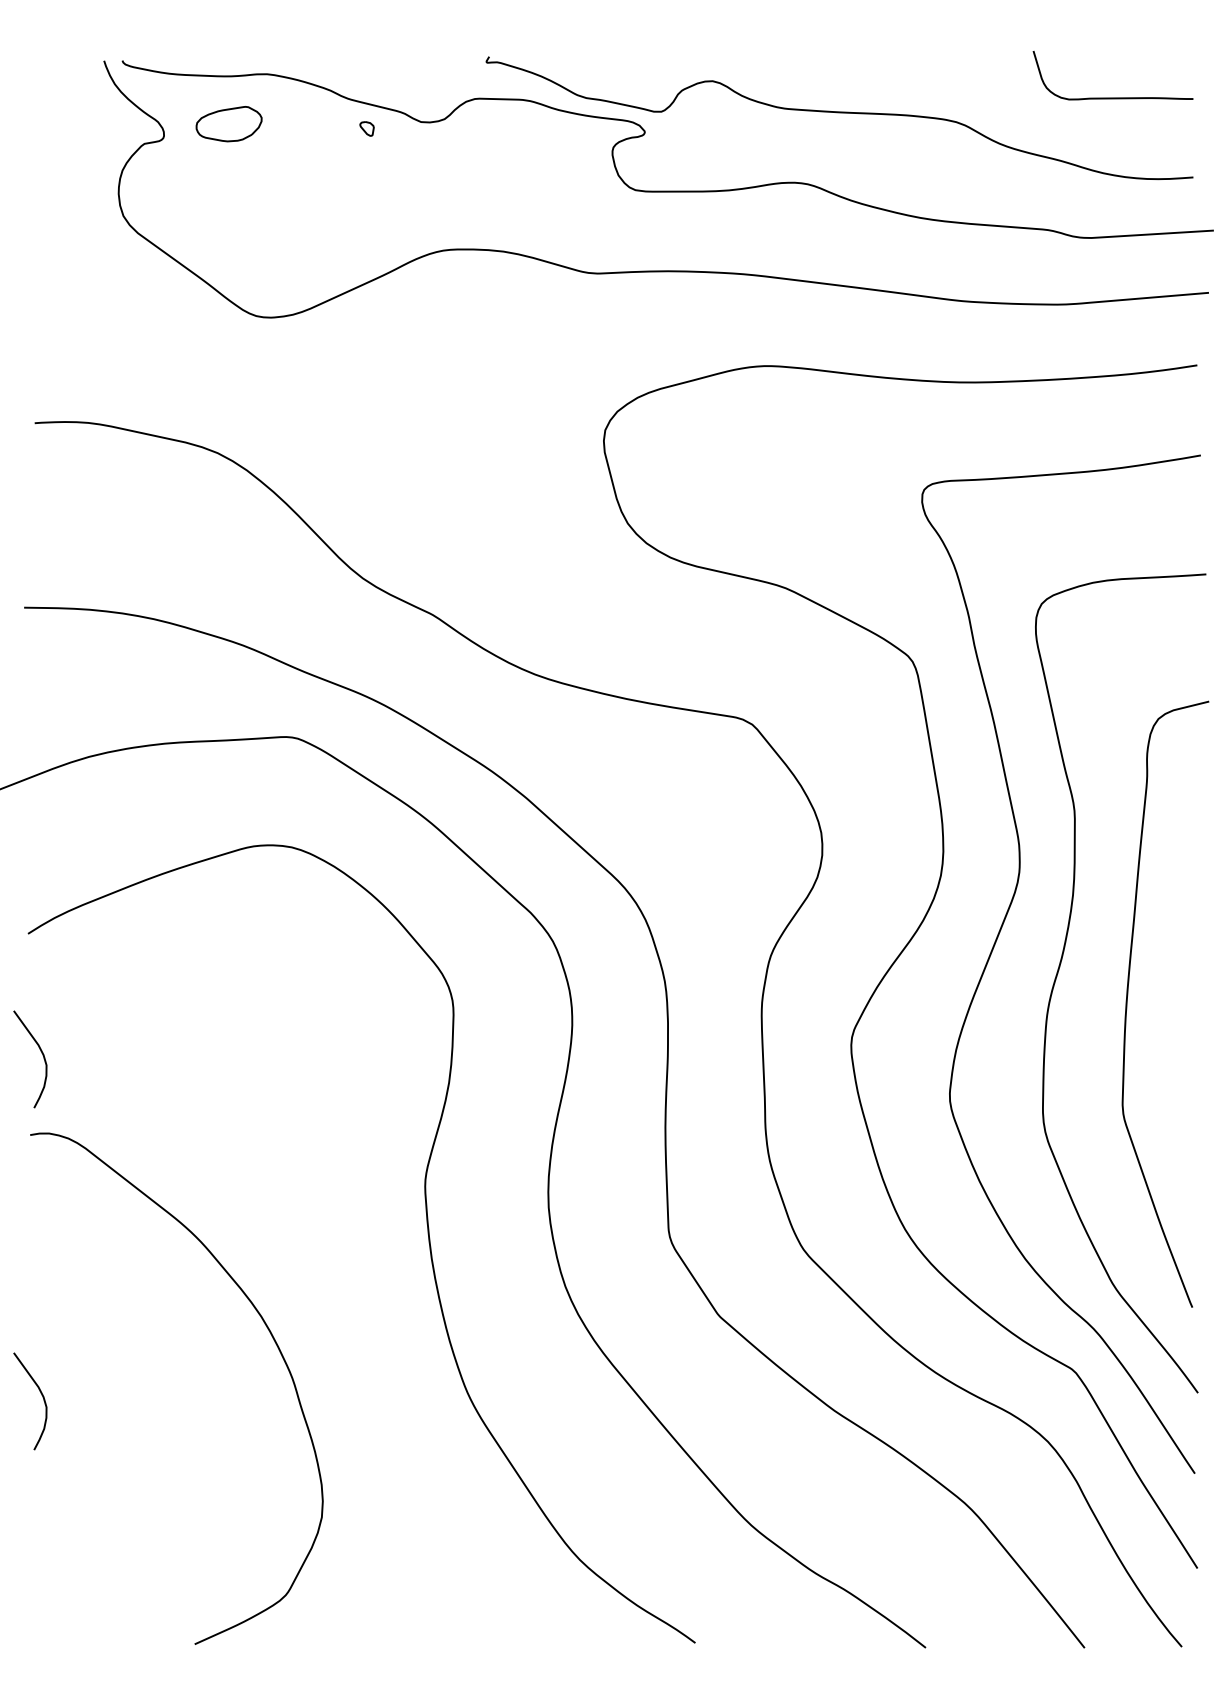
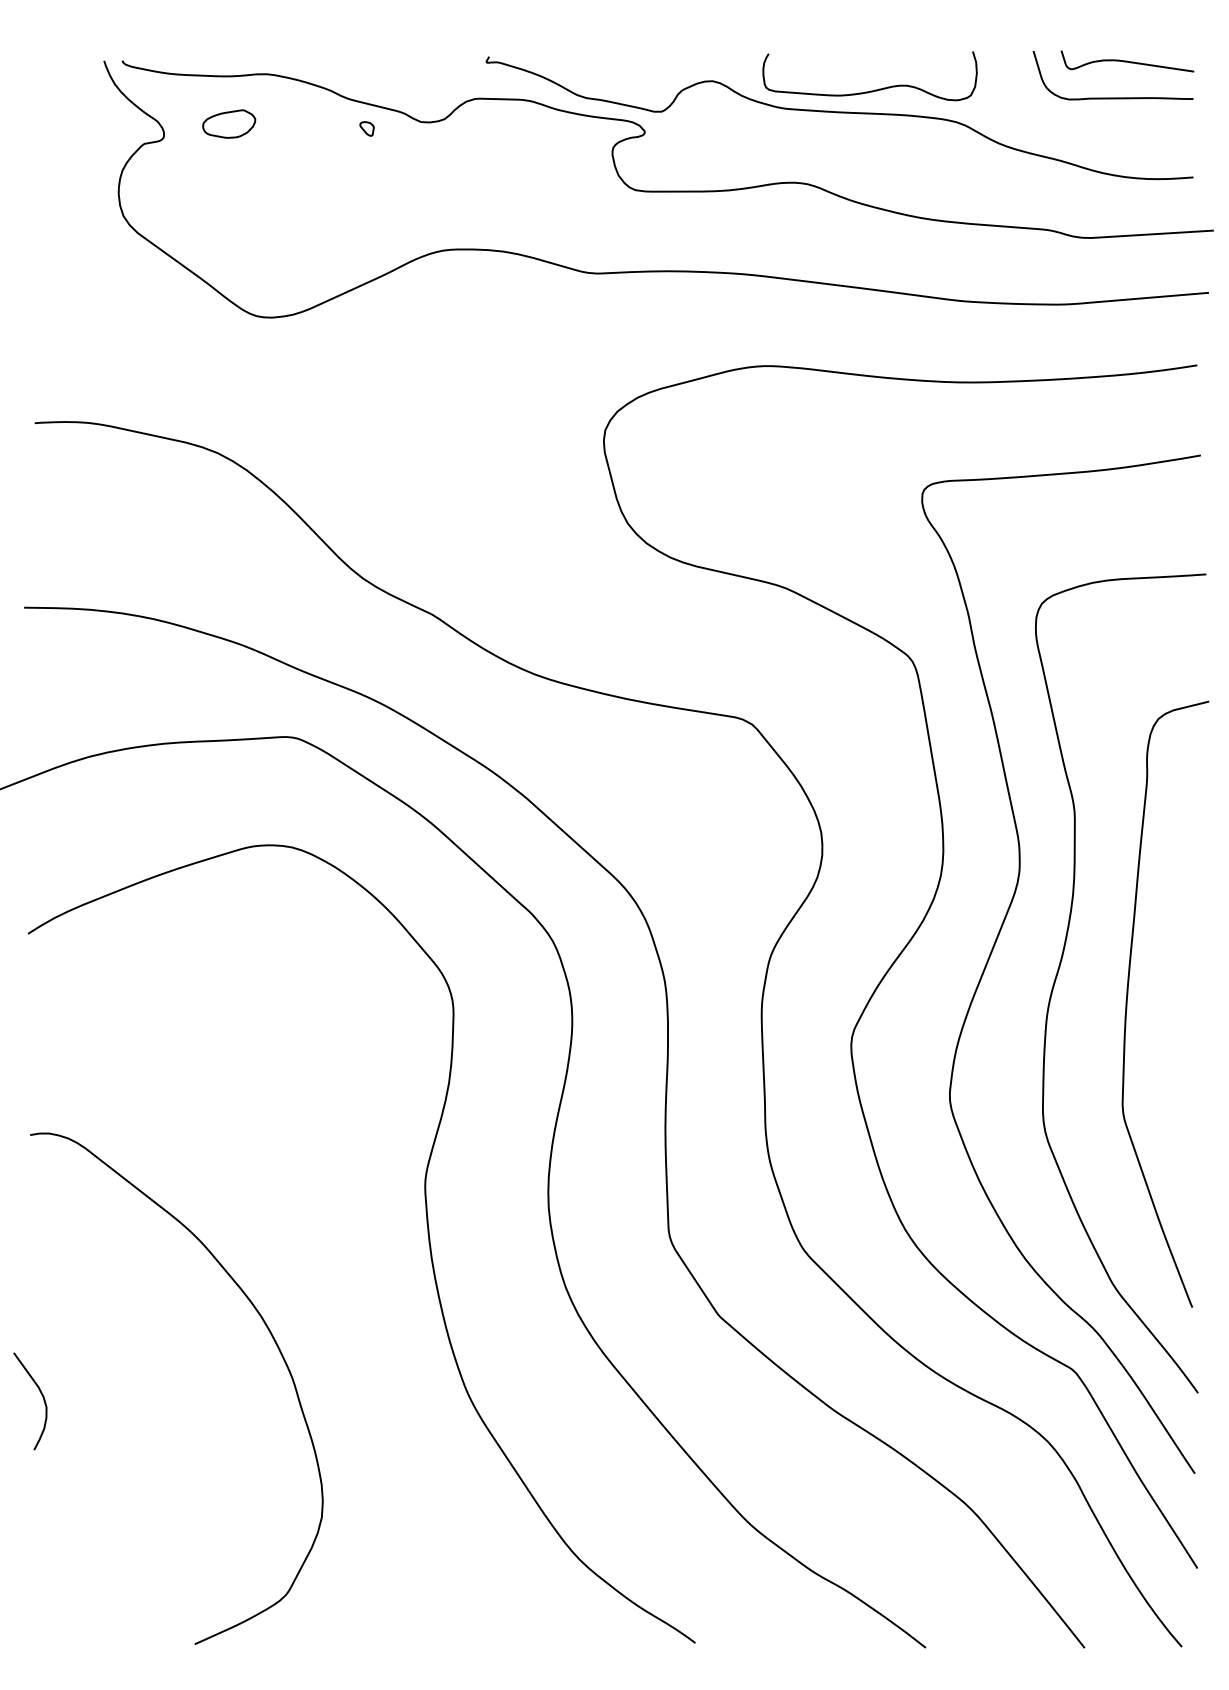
curve: none -> present (1127, 61)
curve: none -> present (870, 90)
part size: 68x37 px -> 55x30 px (229, 123)
curve: present -> none (41, 1053)
